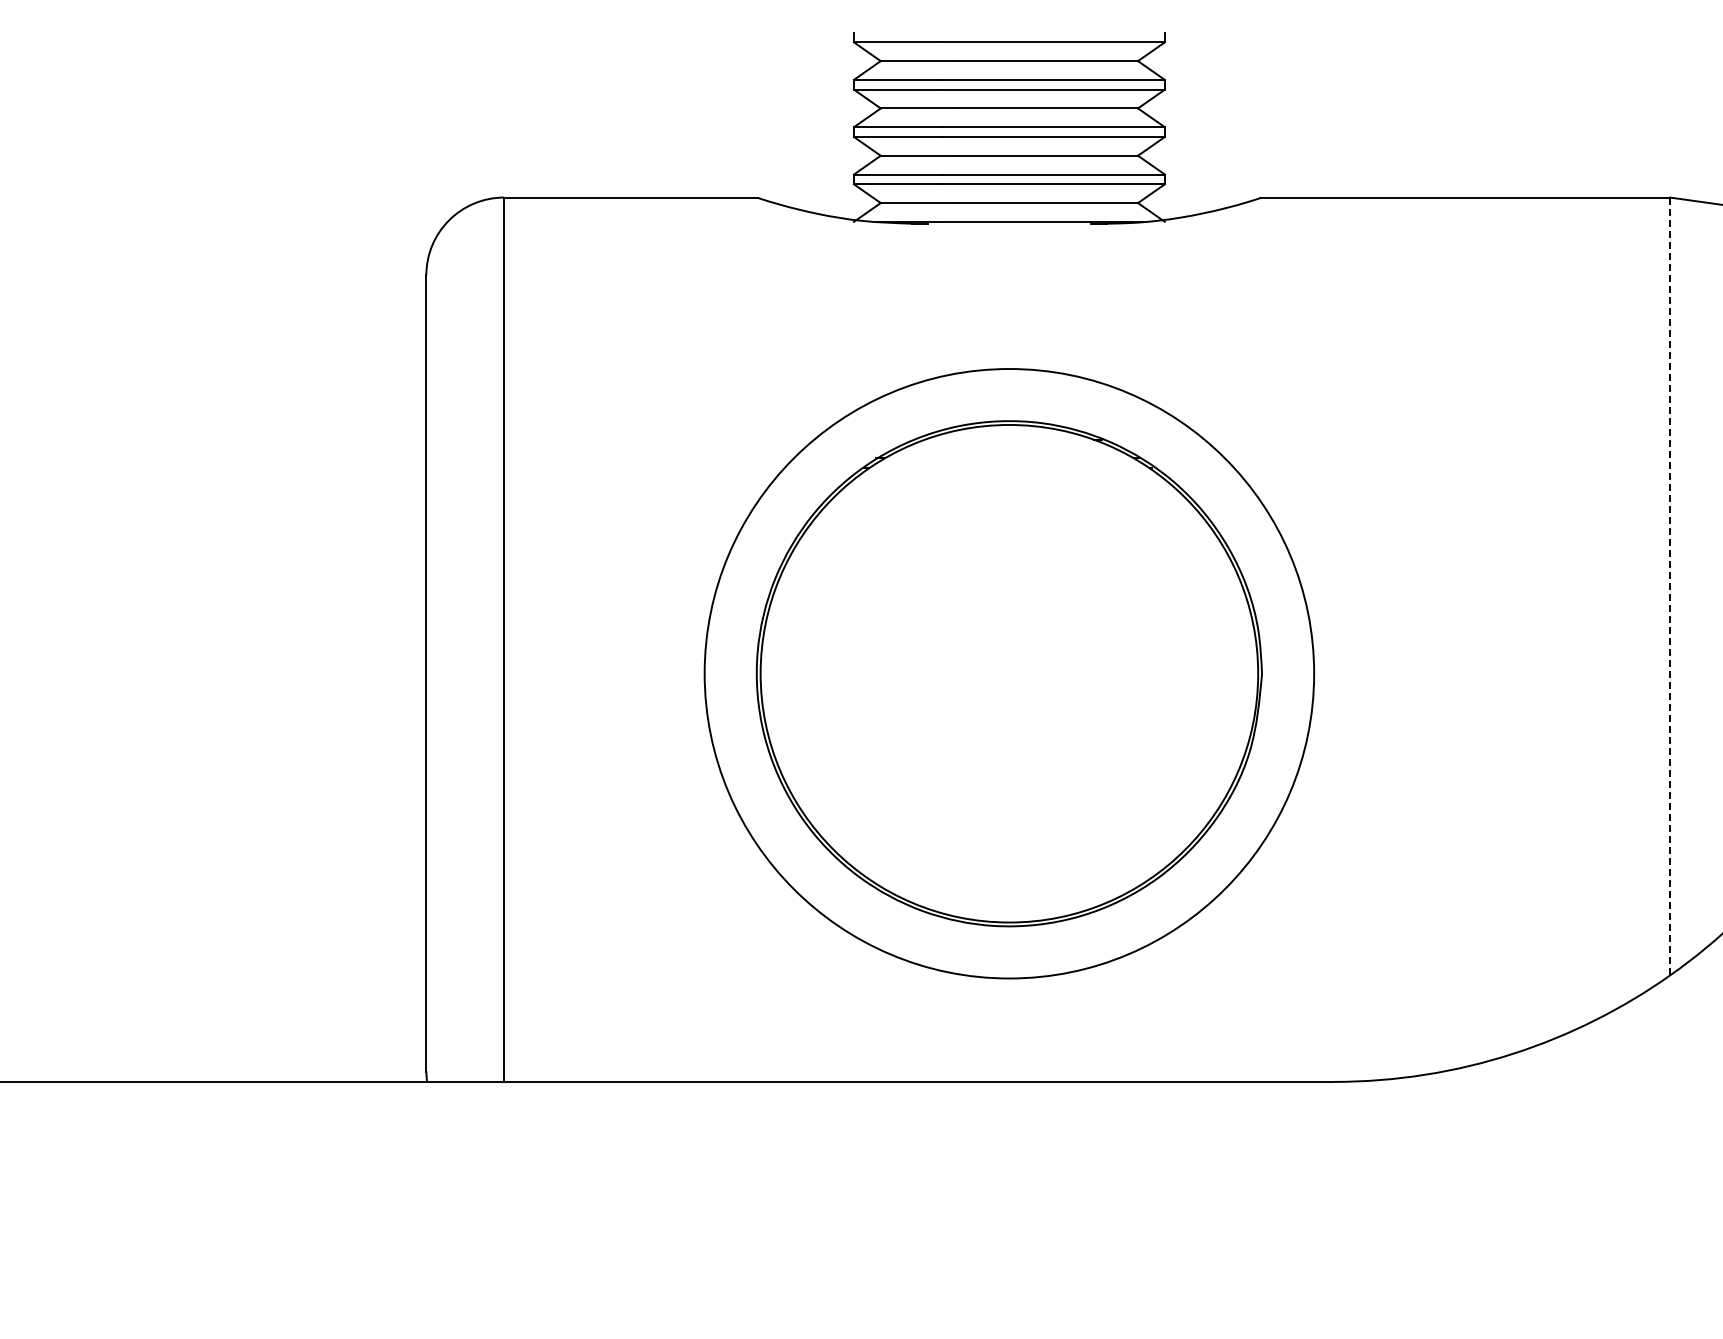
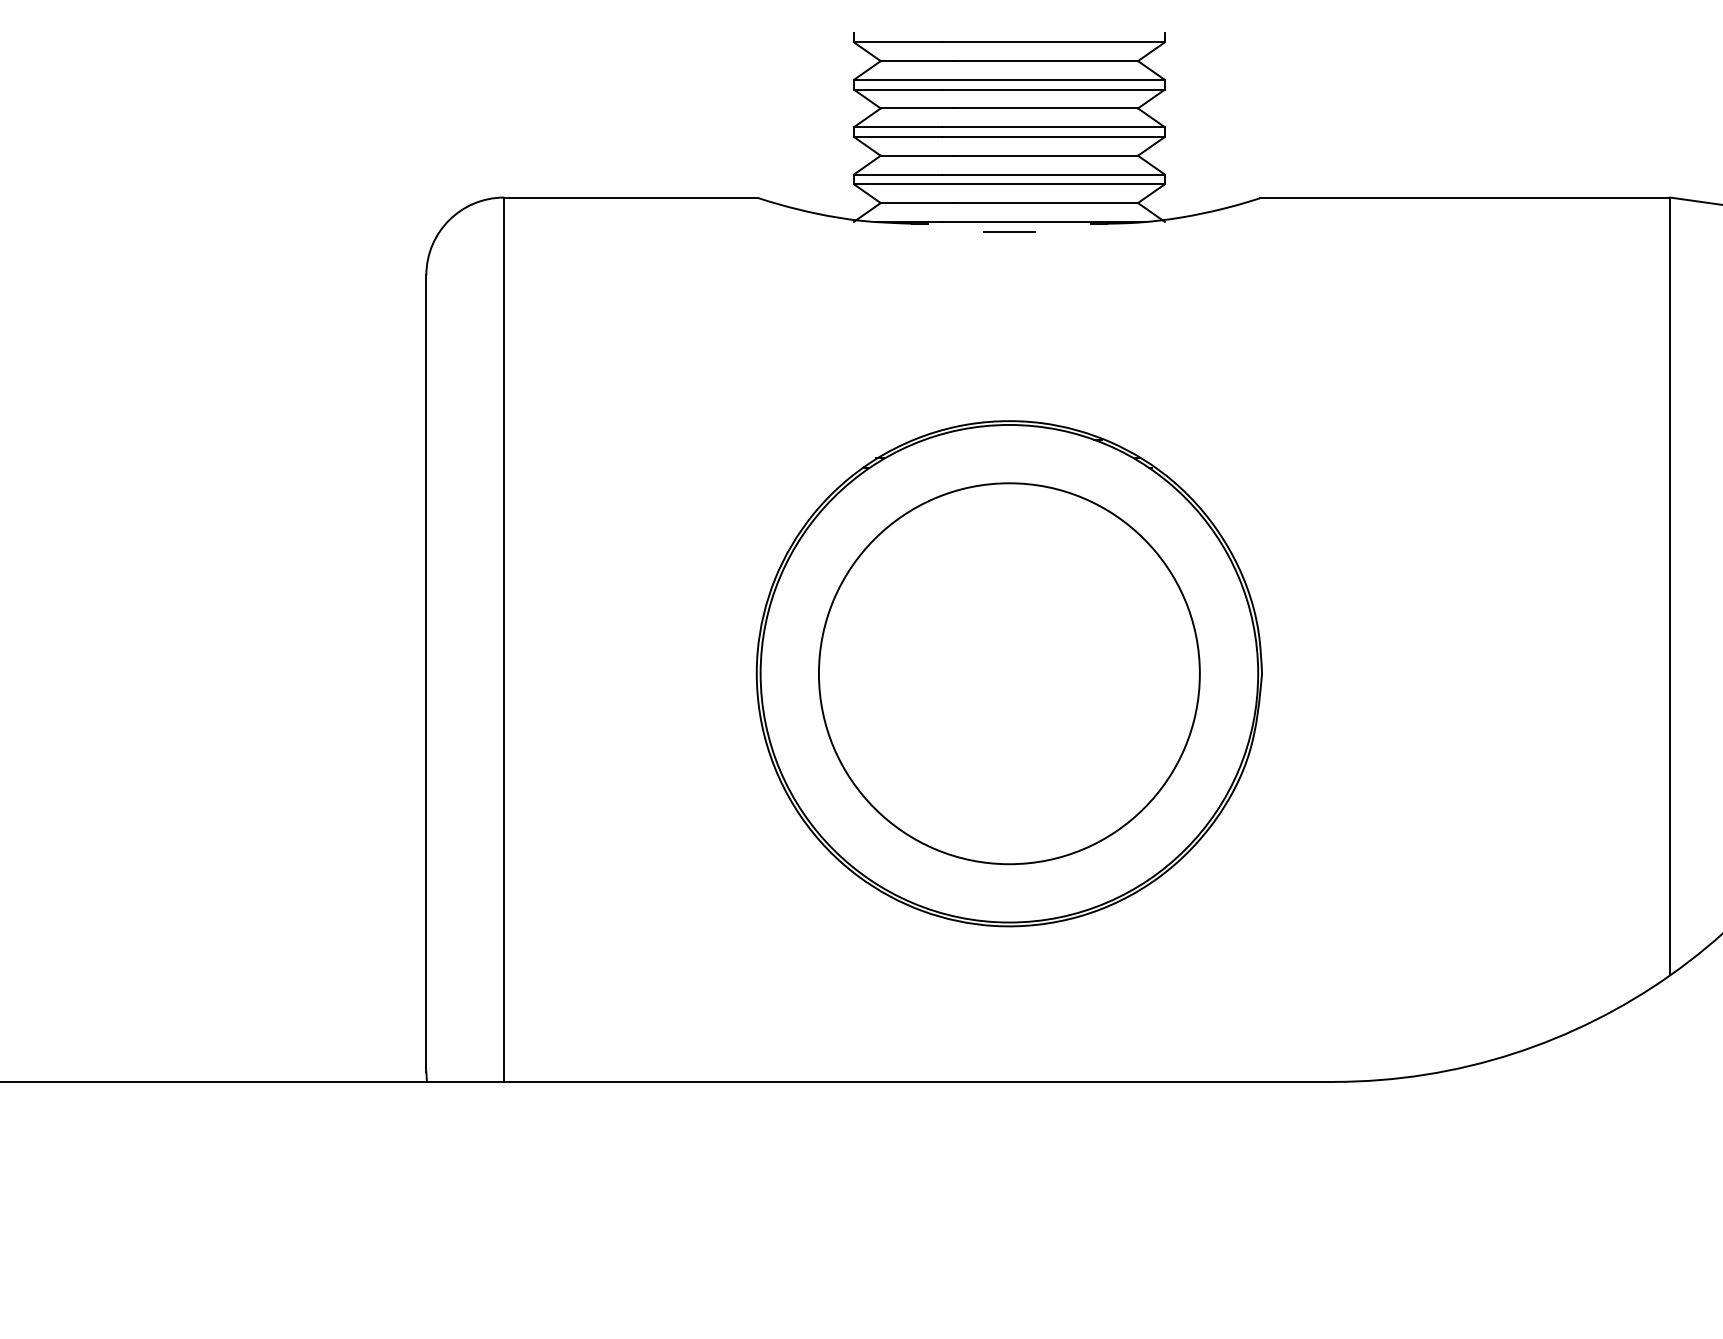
line: none -> present (1009, 231)
line: dashed -> solid (1670, 586)
circle diameter: 609 px -> 381 px (1008, 673)
